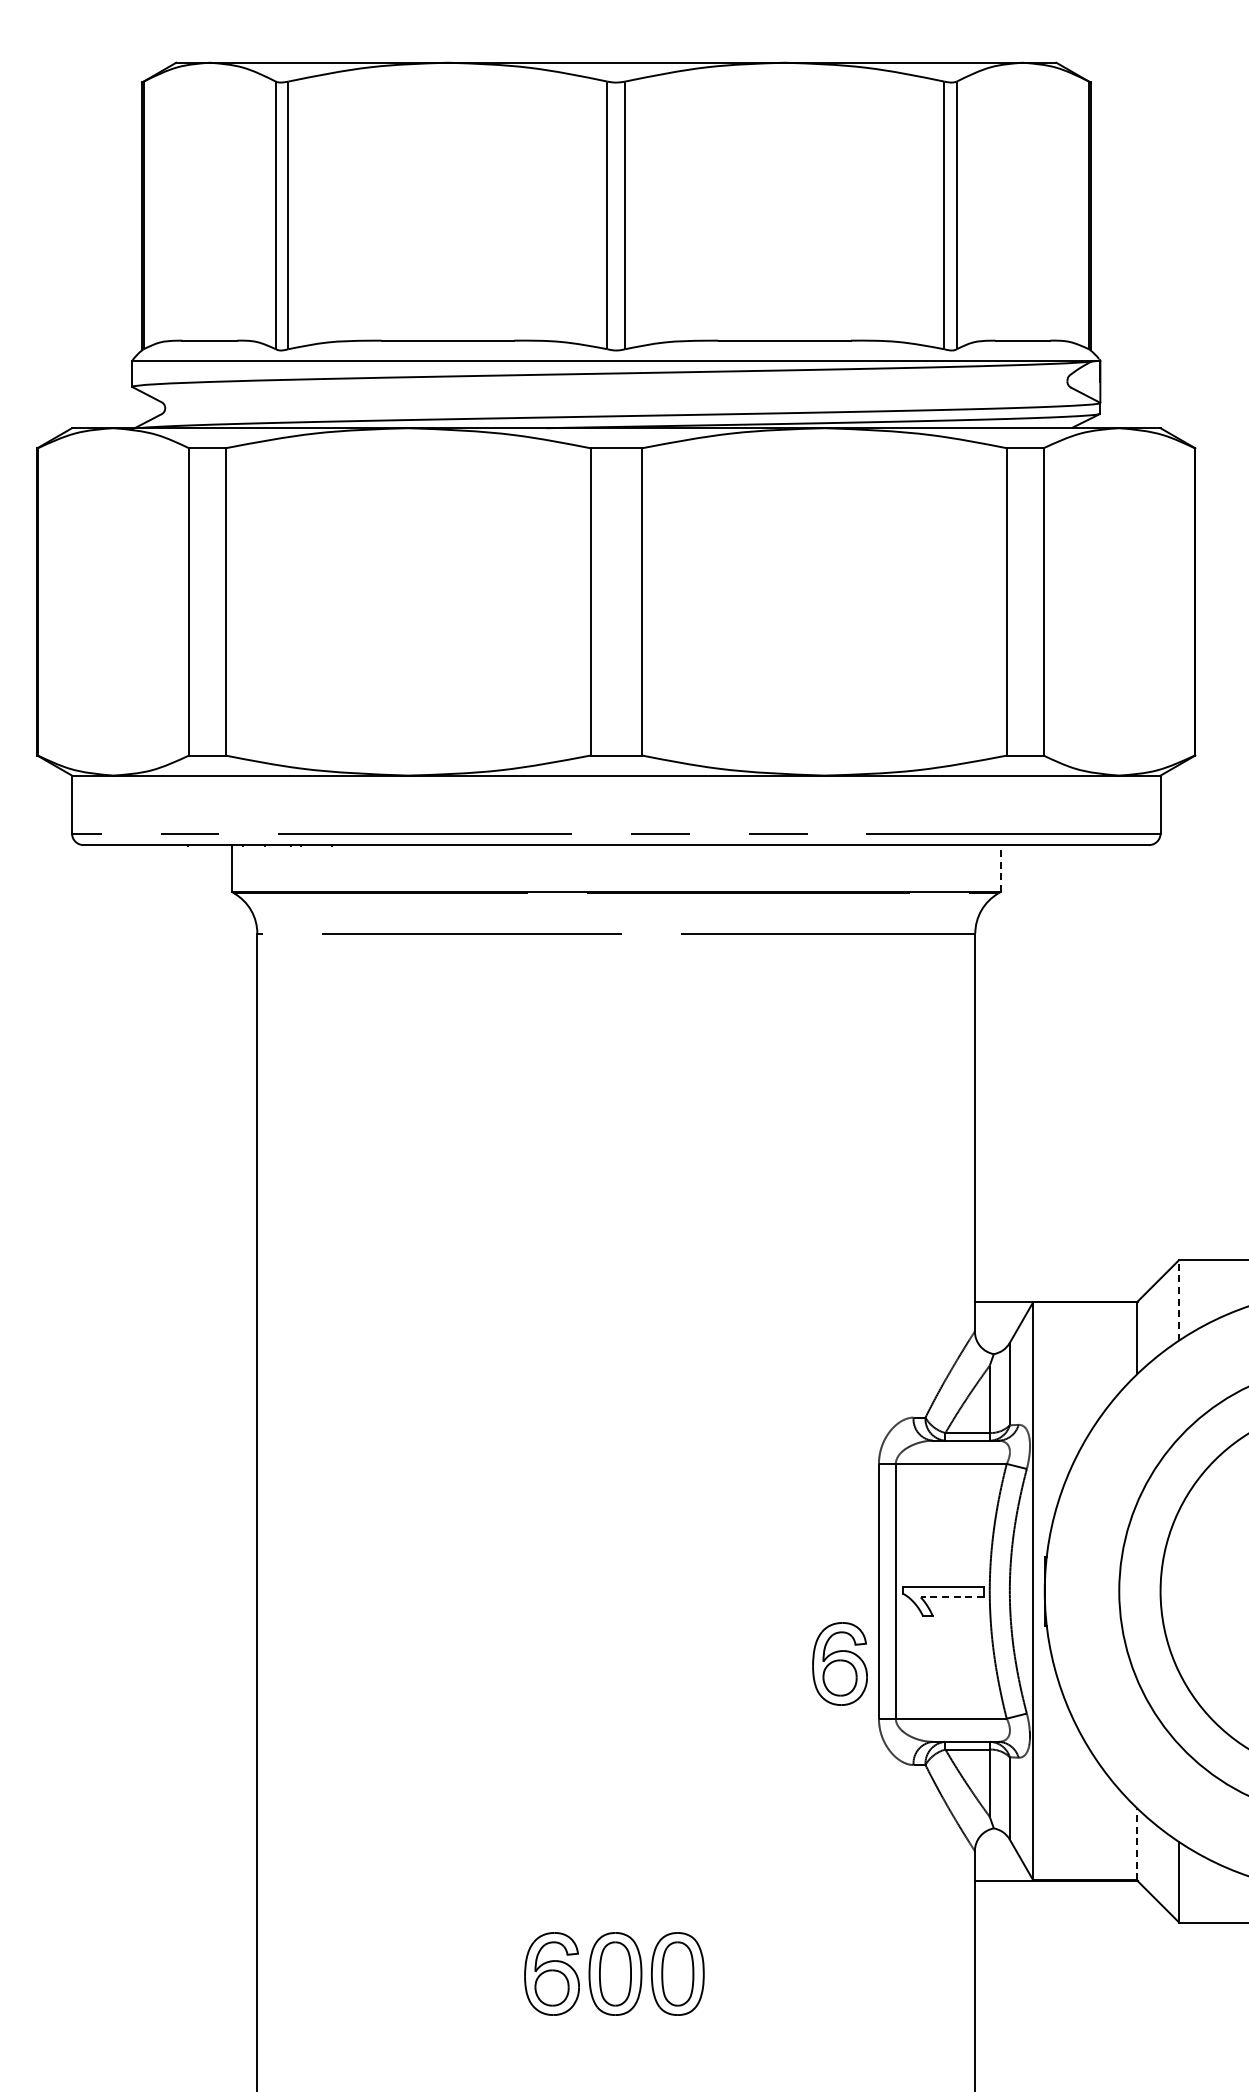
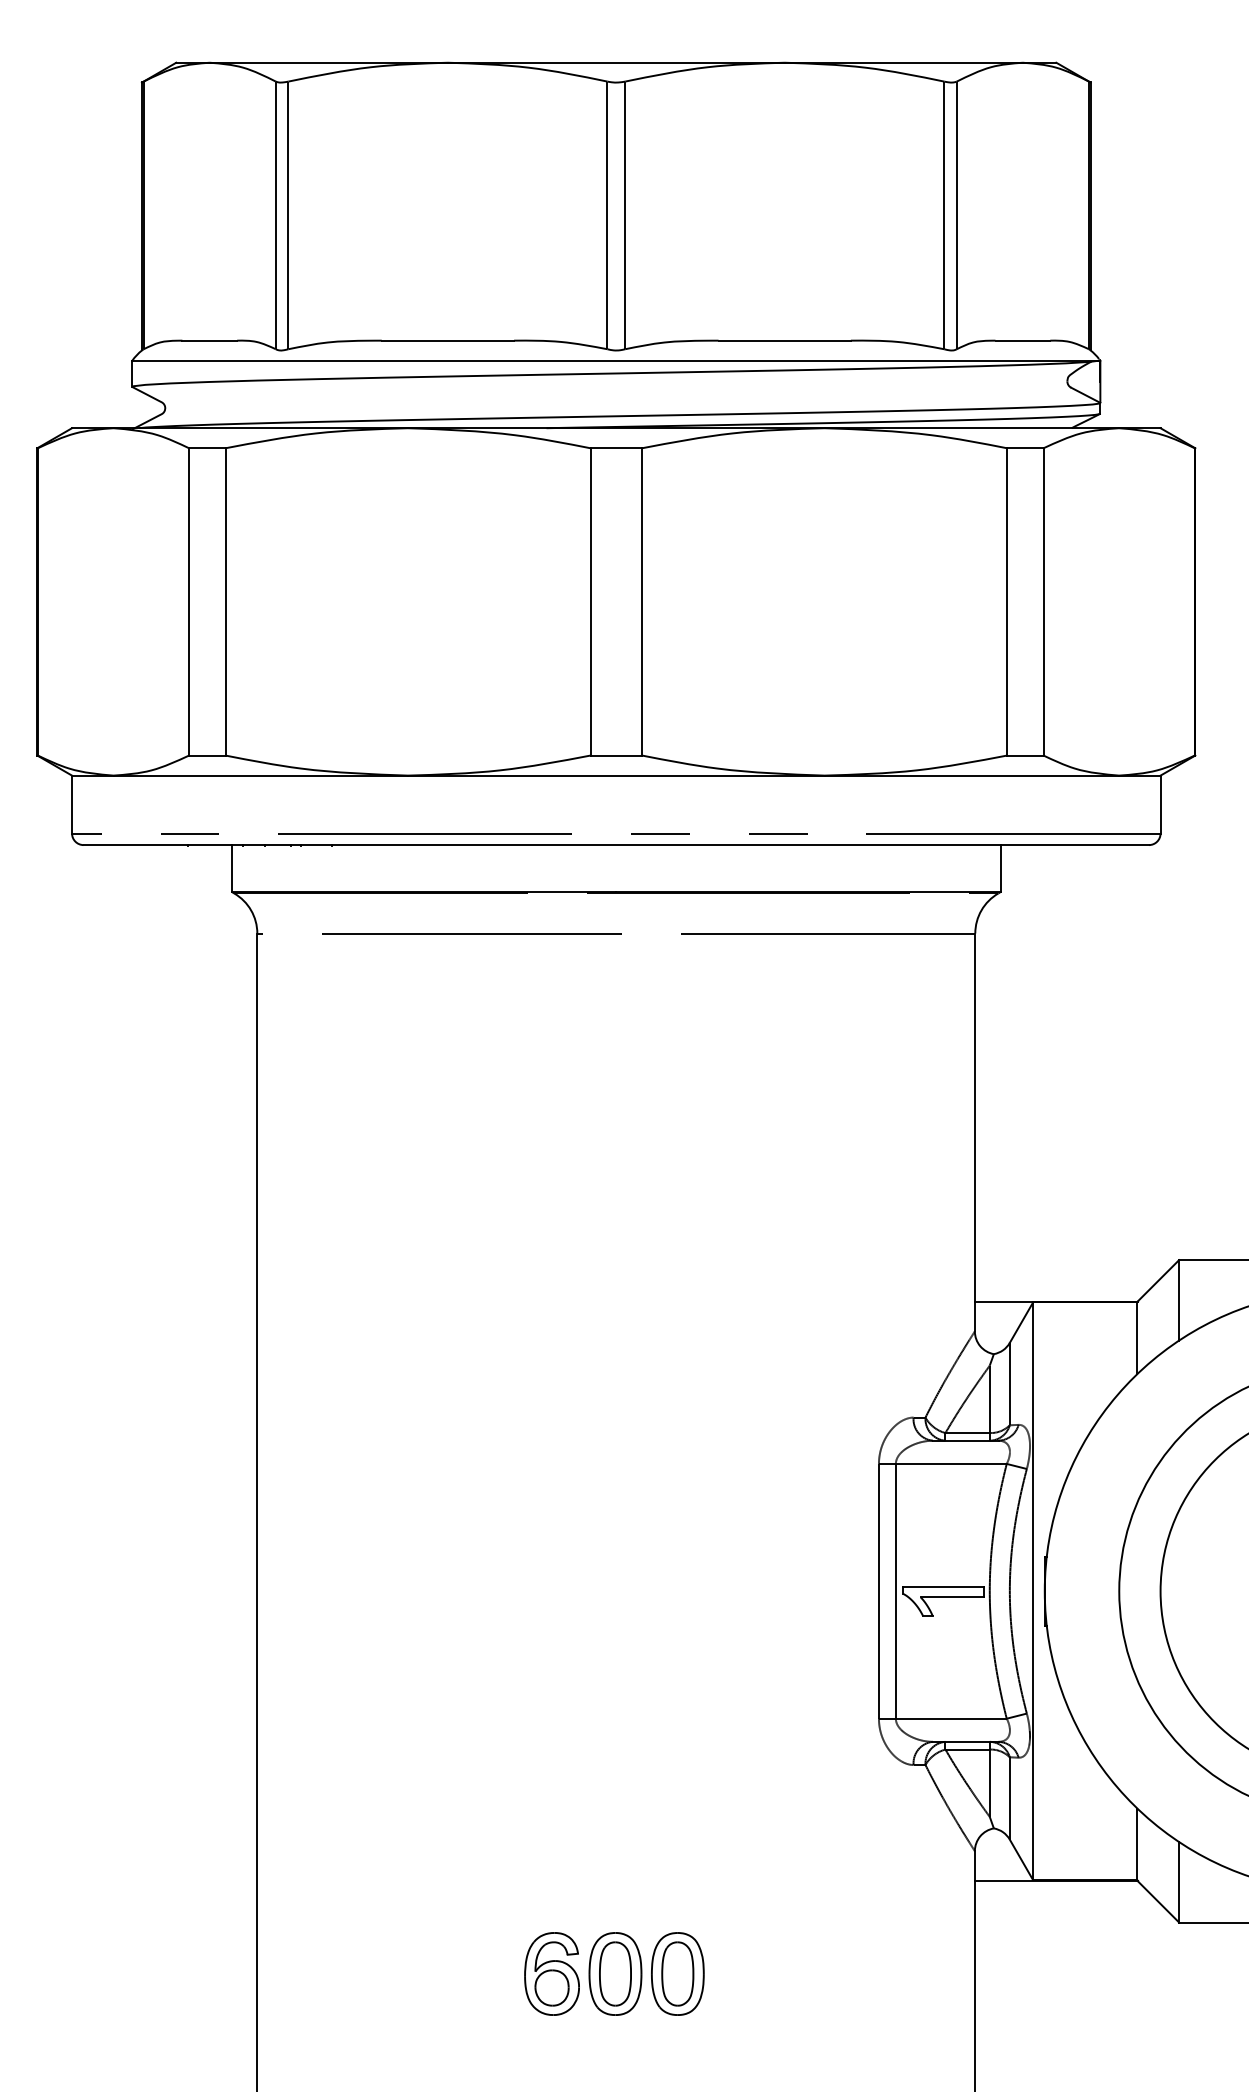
line: dashed -> solid (1000, 867)
line: dashed -> solid (1179, 1299)
line: dashed -> solid (952, 1597)
part: present -> none (839, 1663)
line: dashed -> solid (1137, 1844)
